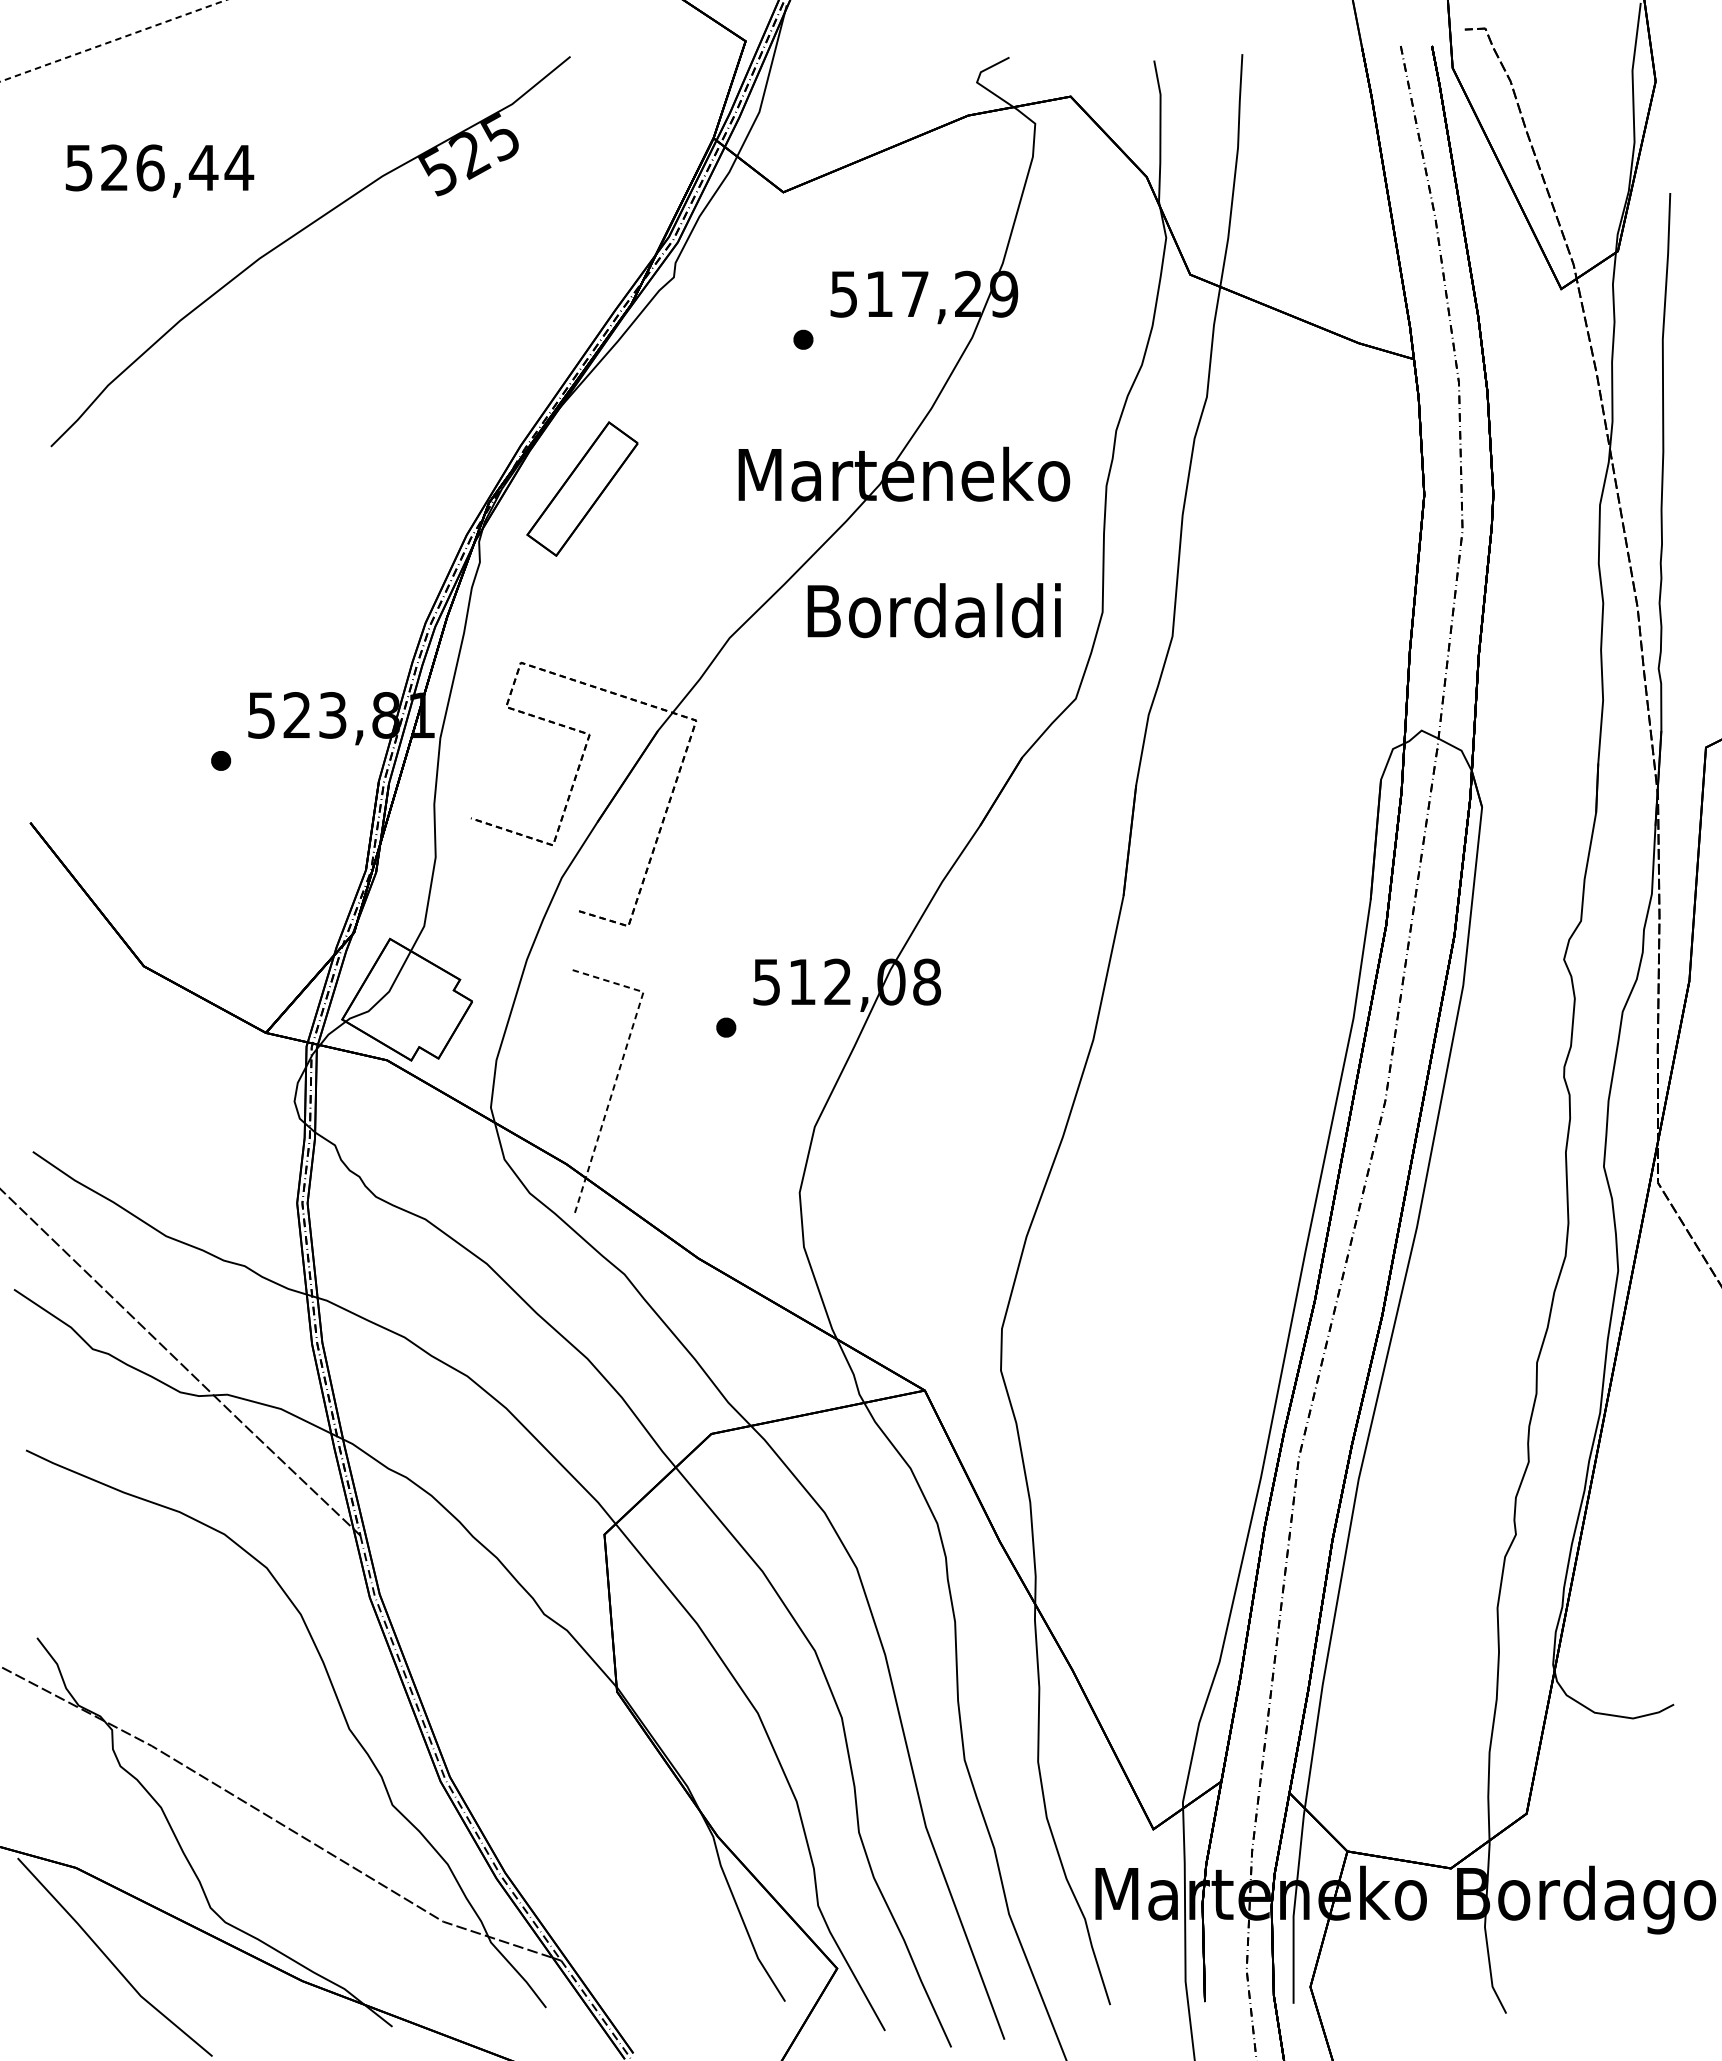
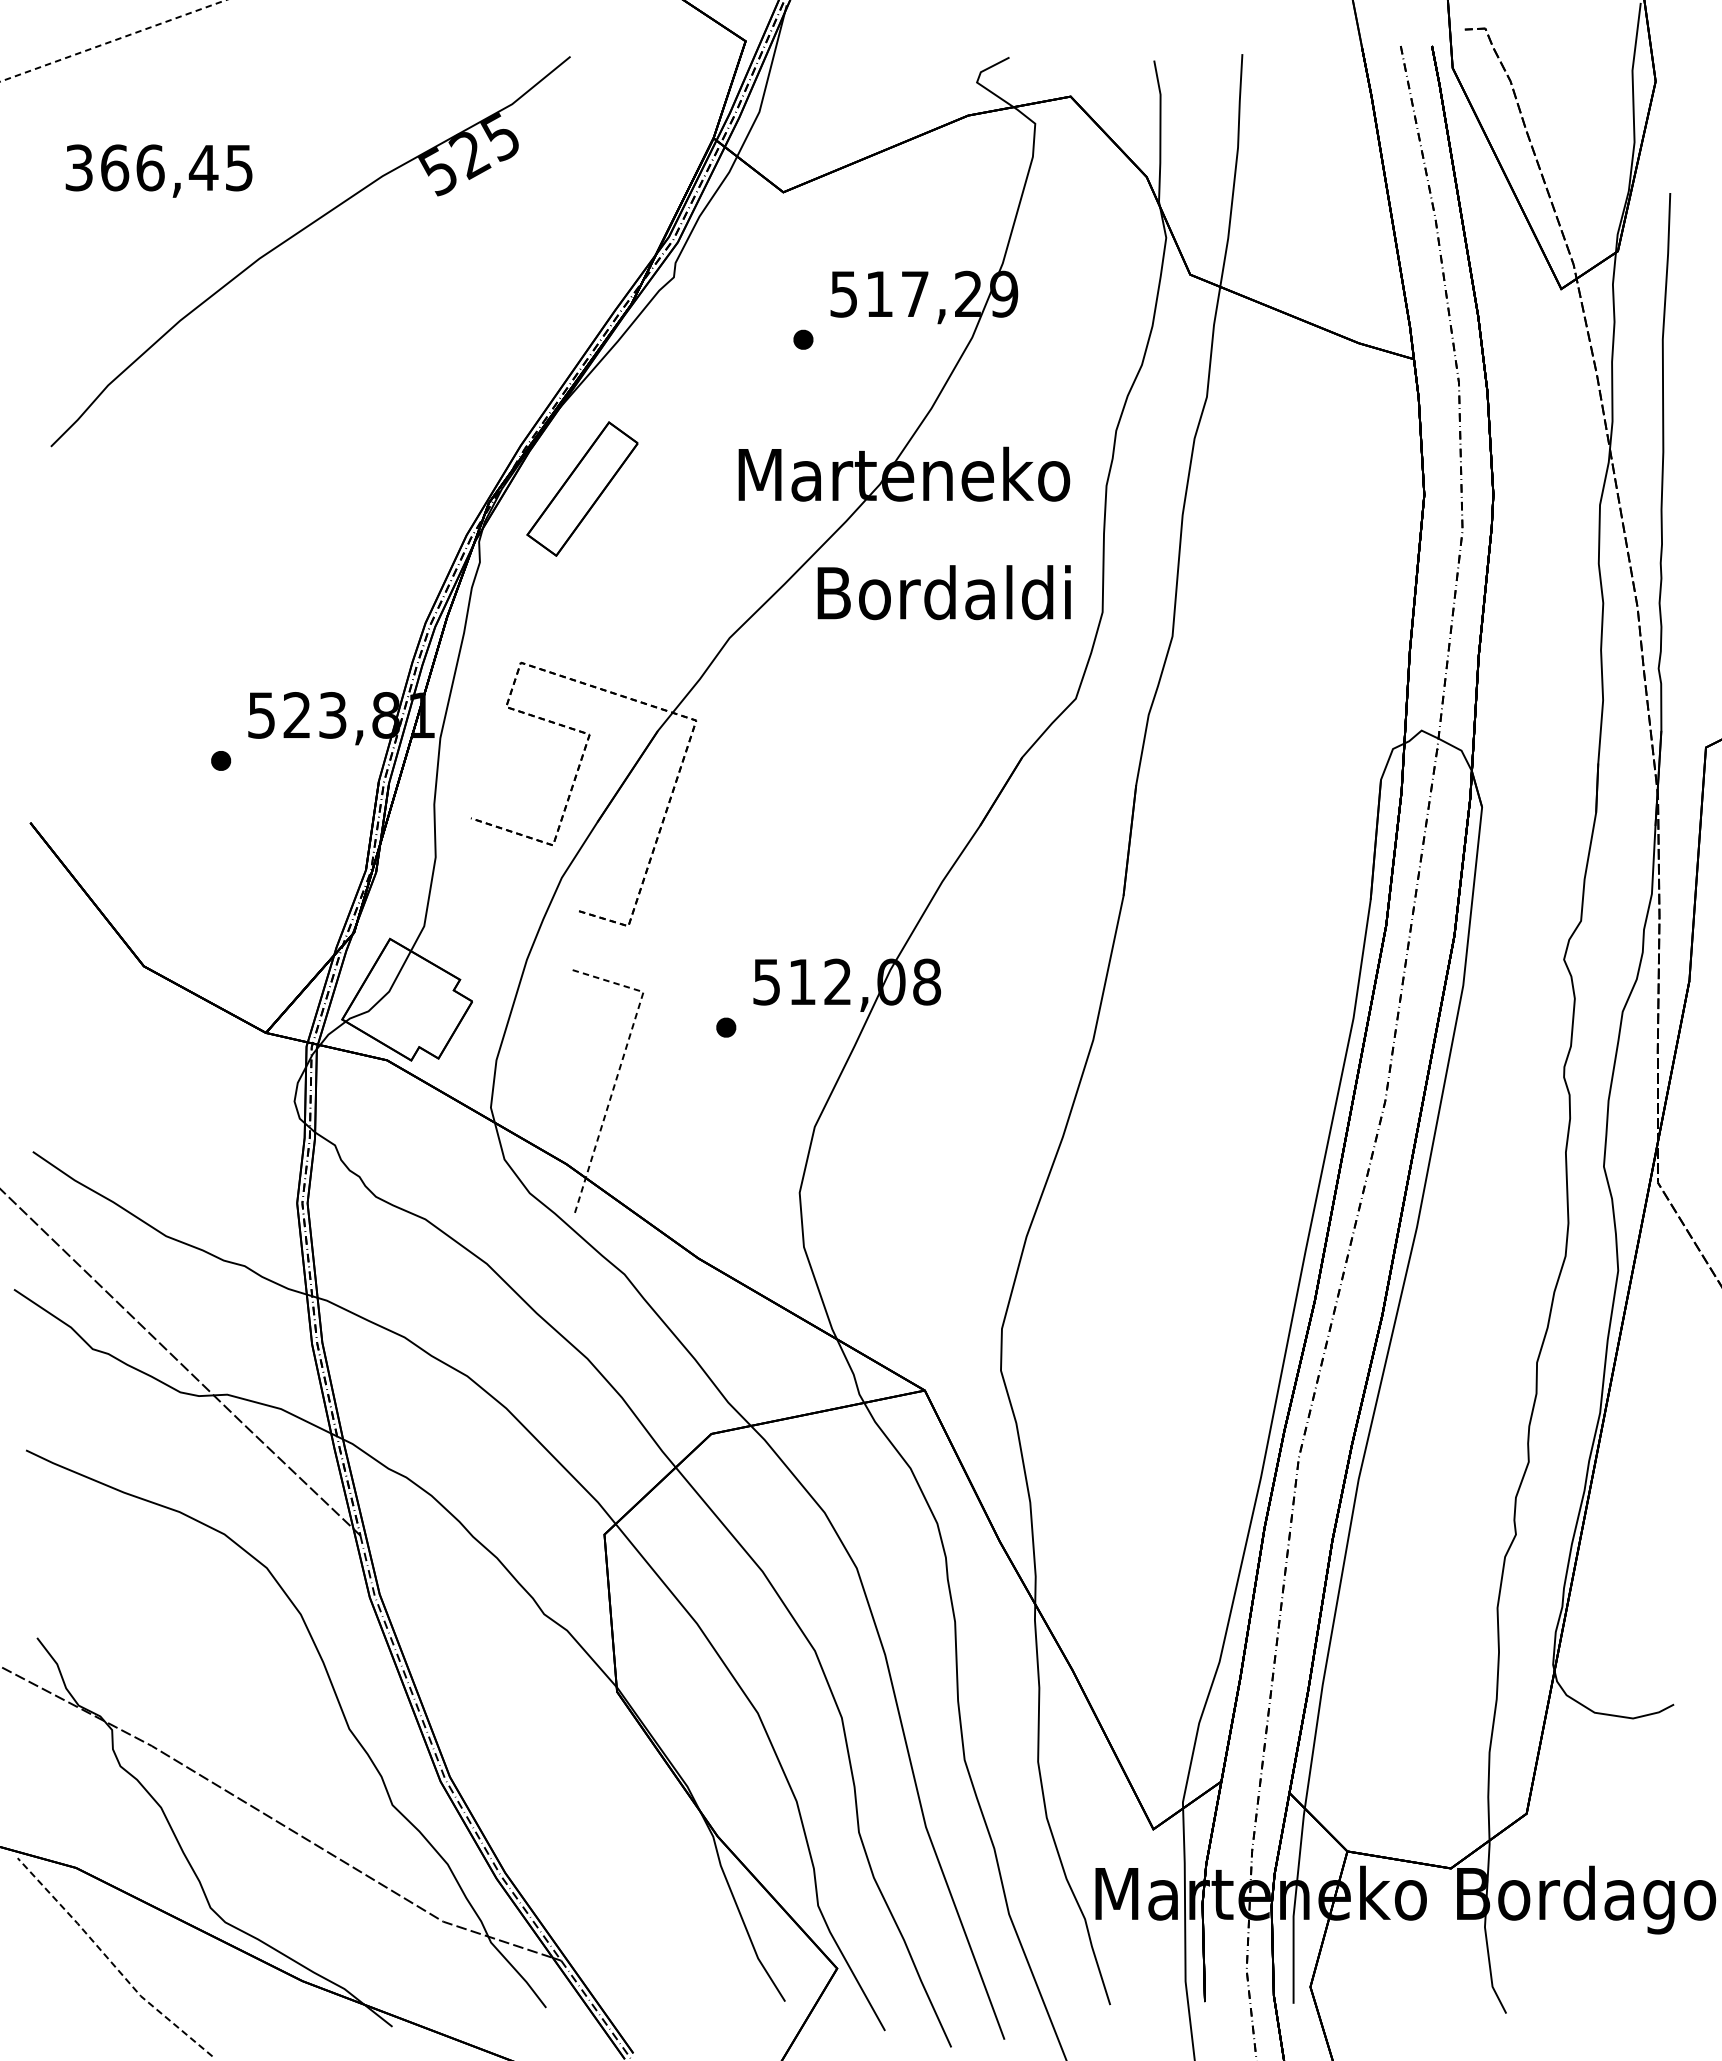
text: 526,44 -> 366,45 (160, 167)
text position: (933, 610) -> (943, 592) (943, 592)
line: solid -> dashed (110, 1961)
